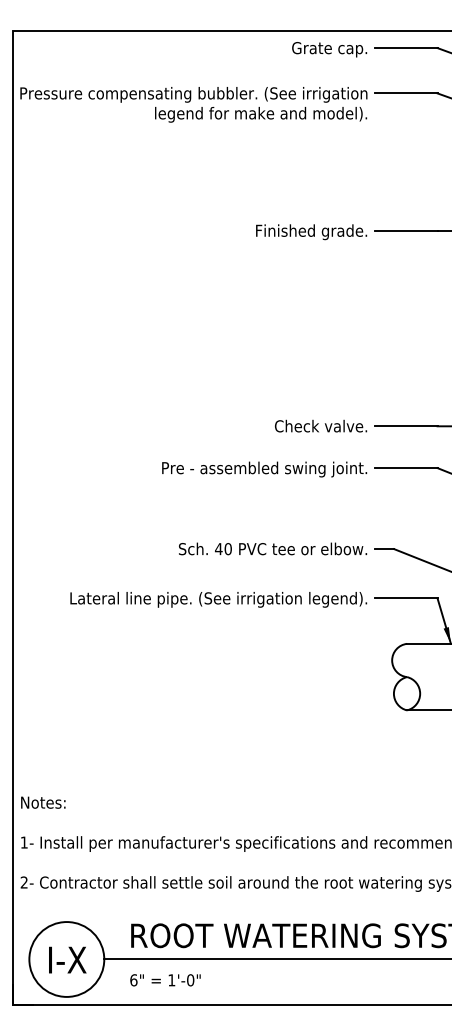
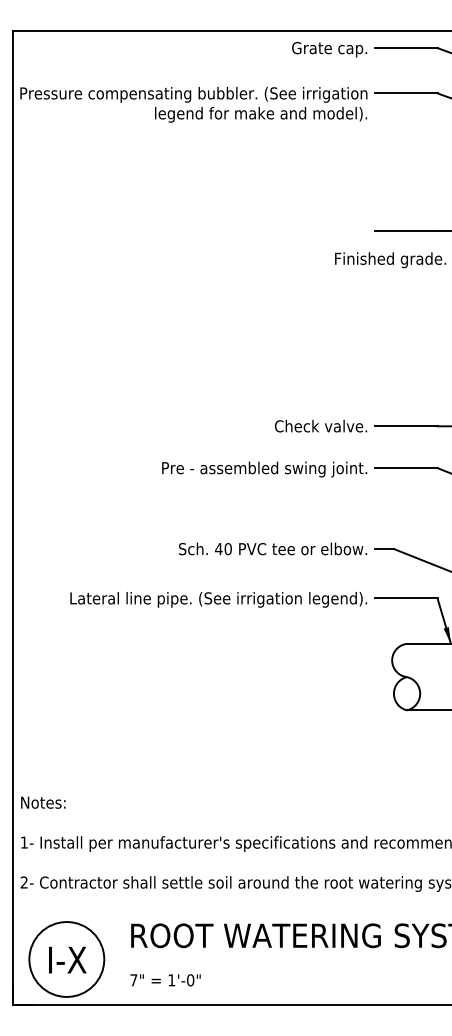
text position: (311, 232) -> (390, 260) (390, 260)
line: present -> none (276, 959)
text: 6" -> 7" (133, 980)
